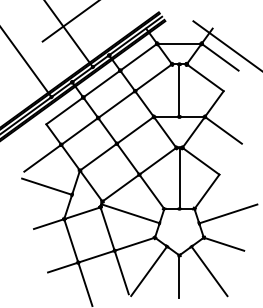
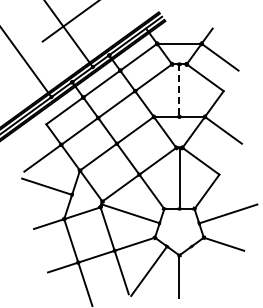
line: present -> none (226, 45)
line: solid -> dashed (179, 91)
line: present -> none (209, 271)
